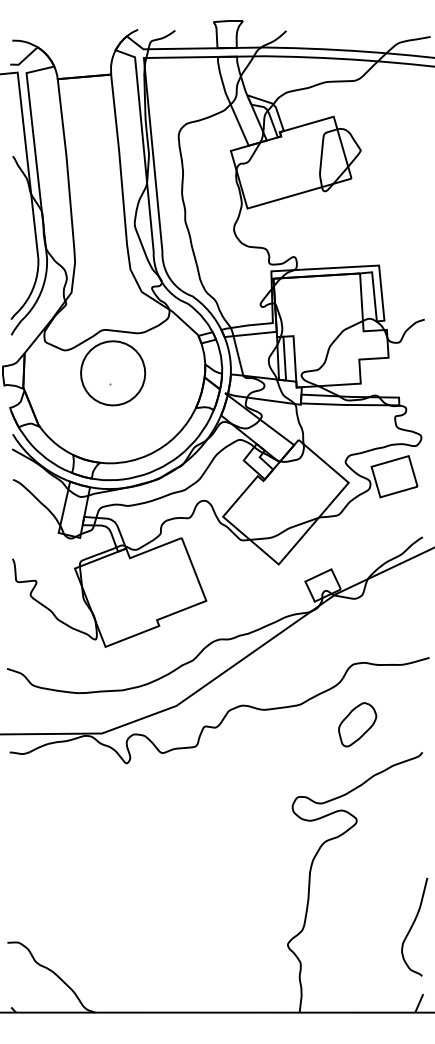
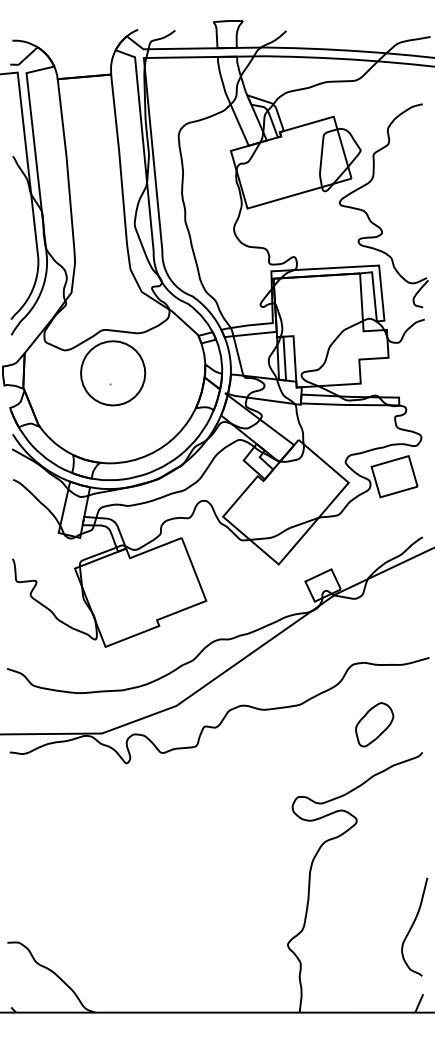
part: none -> present (368, 214)
part position: (357, 724) -> (374, 724) (374, 724)
